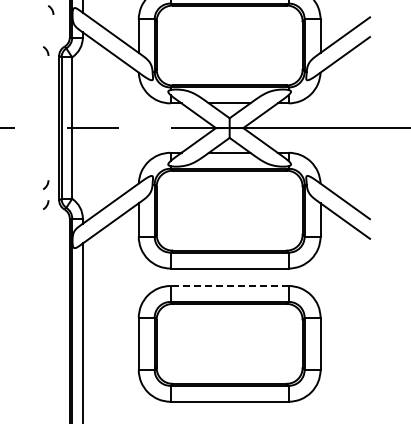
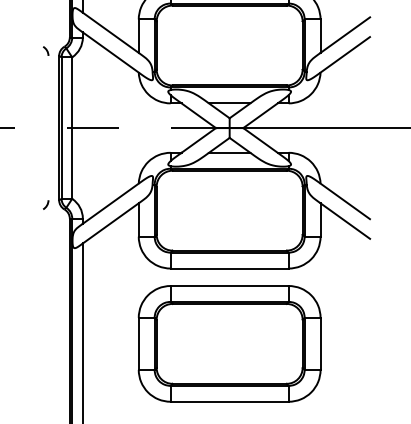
arc: present -> none (51, 9)
arc: present -> none (46, 184)
line: dashed -> solid (229, 286)
